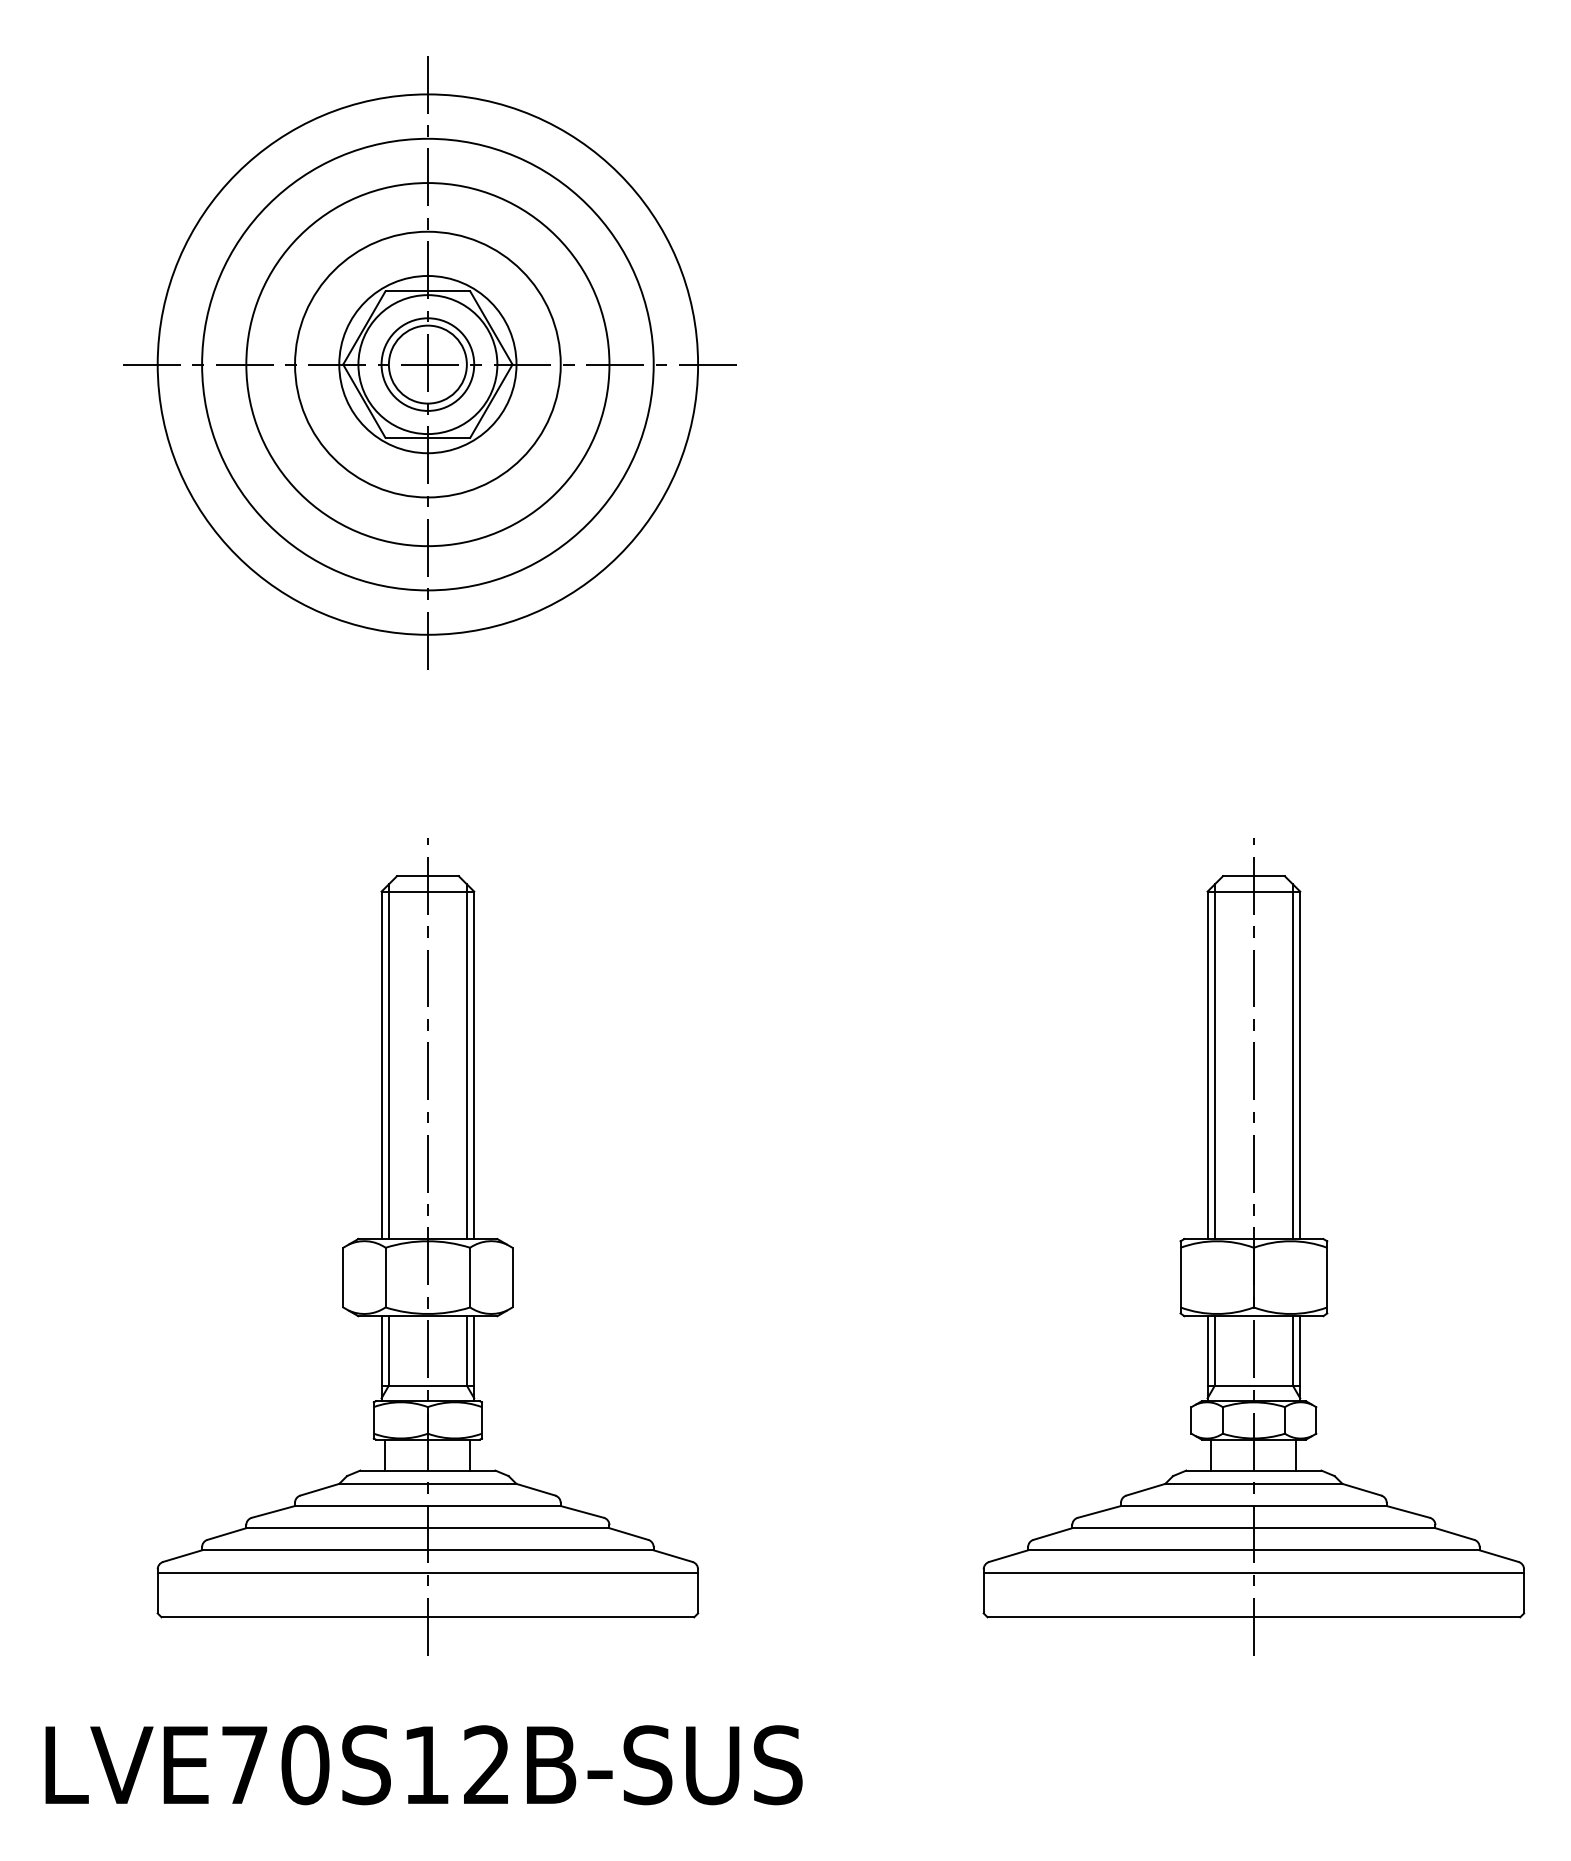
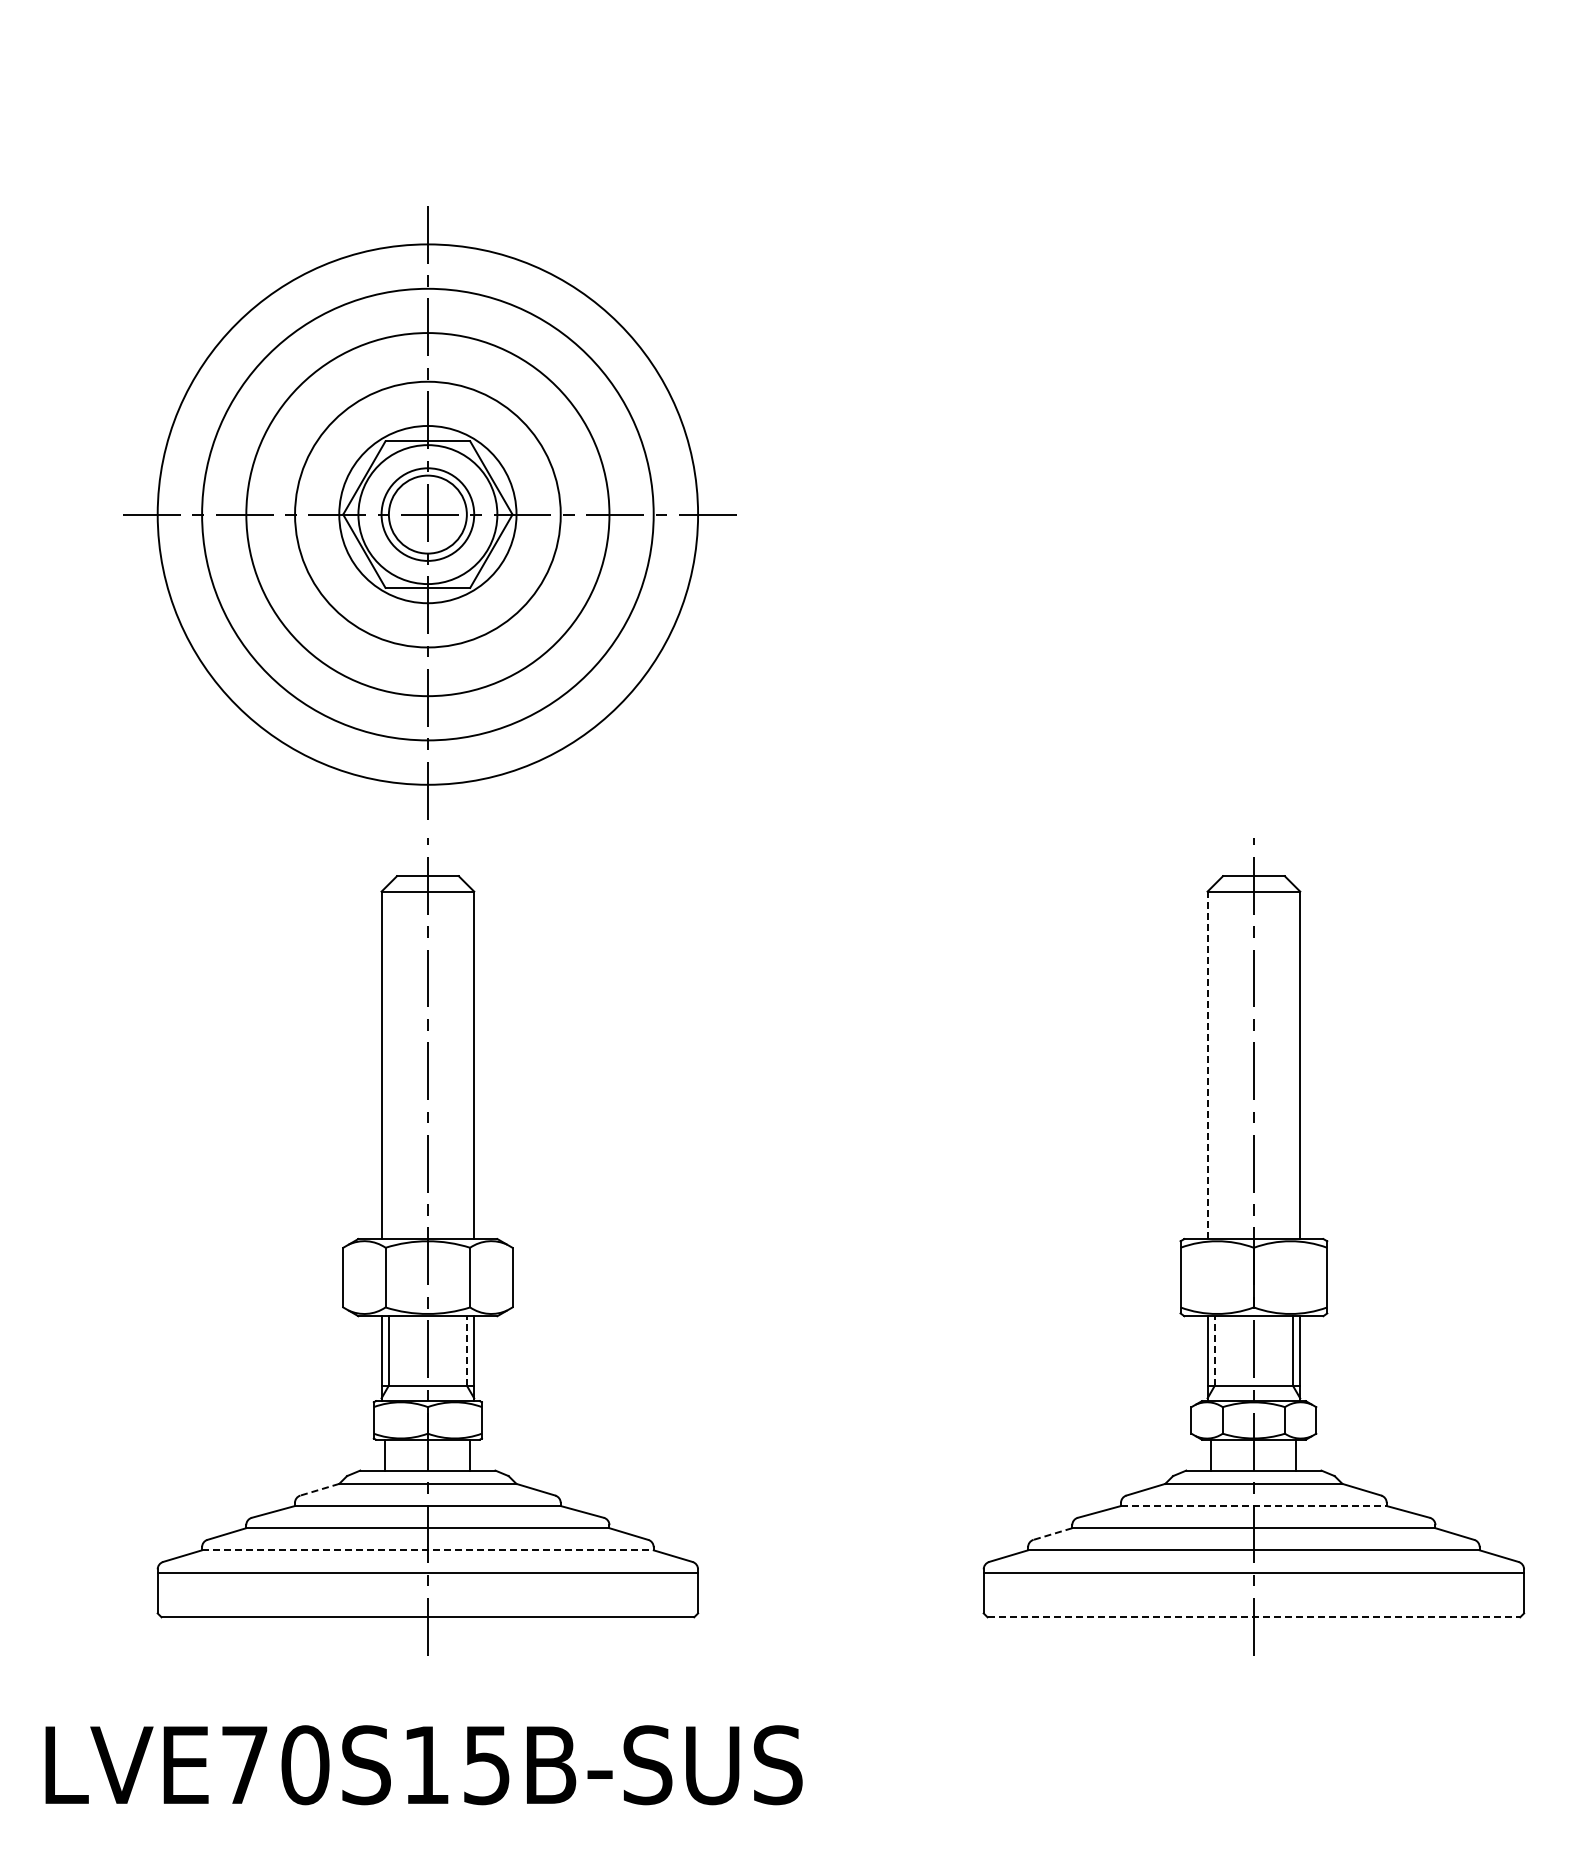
part position: (429, 362) -> (429, 512) (429, 512)
line: present -> none (388, 1061)
line: present -> none (466, 1061)
line: present -> none (1214, 1061)
line: present -> none (1292, 1061)
line: solid -> dashed (1207, 1065)
line: solid -> dashed (466, 1350)
line: solid -> dashed (1214, 1350)
line: solid -> dashed (319, 1489)
line: solid -> dashed (1253, 1506)
line: solid -> dashed (1052, 1534)
line: solid -> dashed (427, 1550)
line: solid -> dashed (1254, 1617)
text: LVE70S12B-SUS -> LVE70S15B-SUS (486, 1765)
